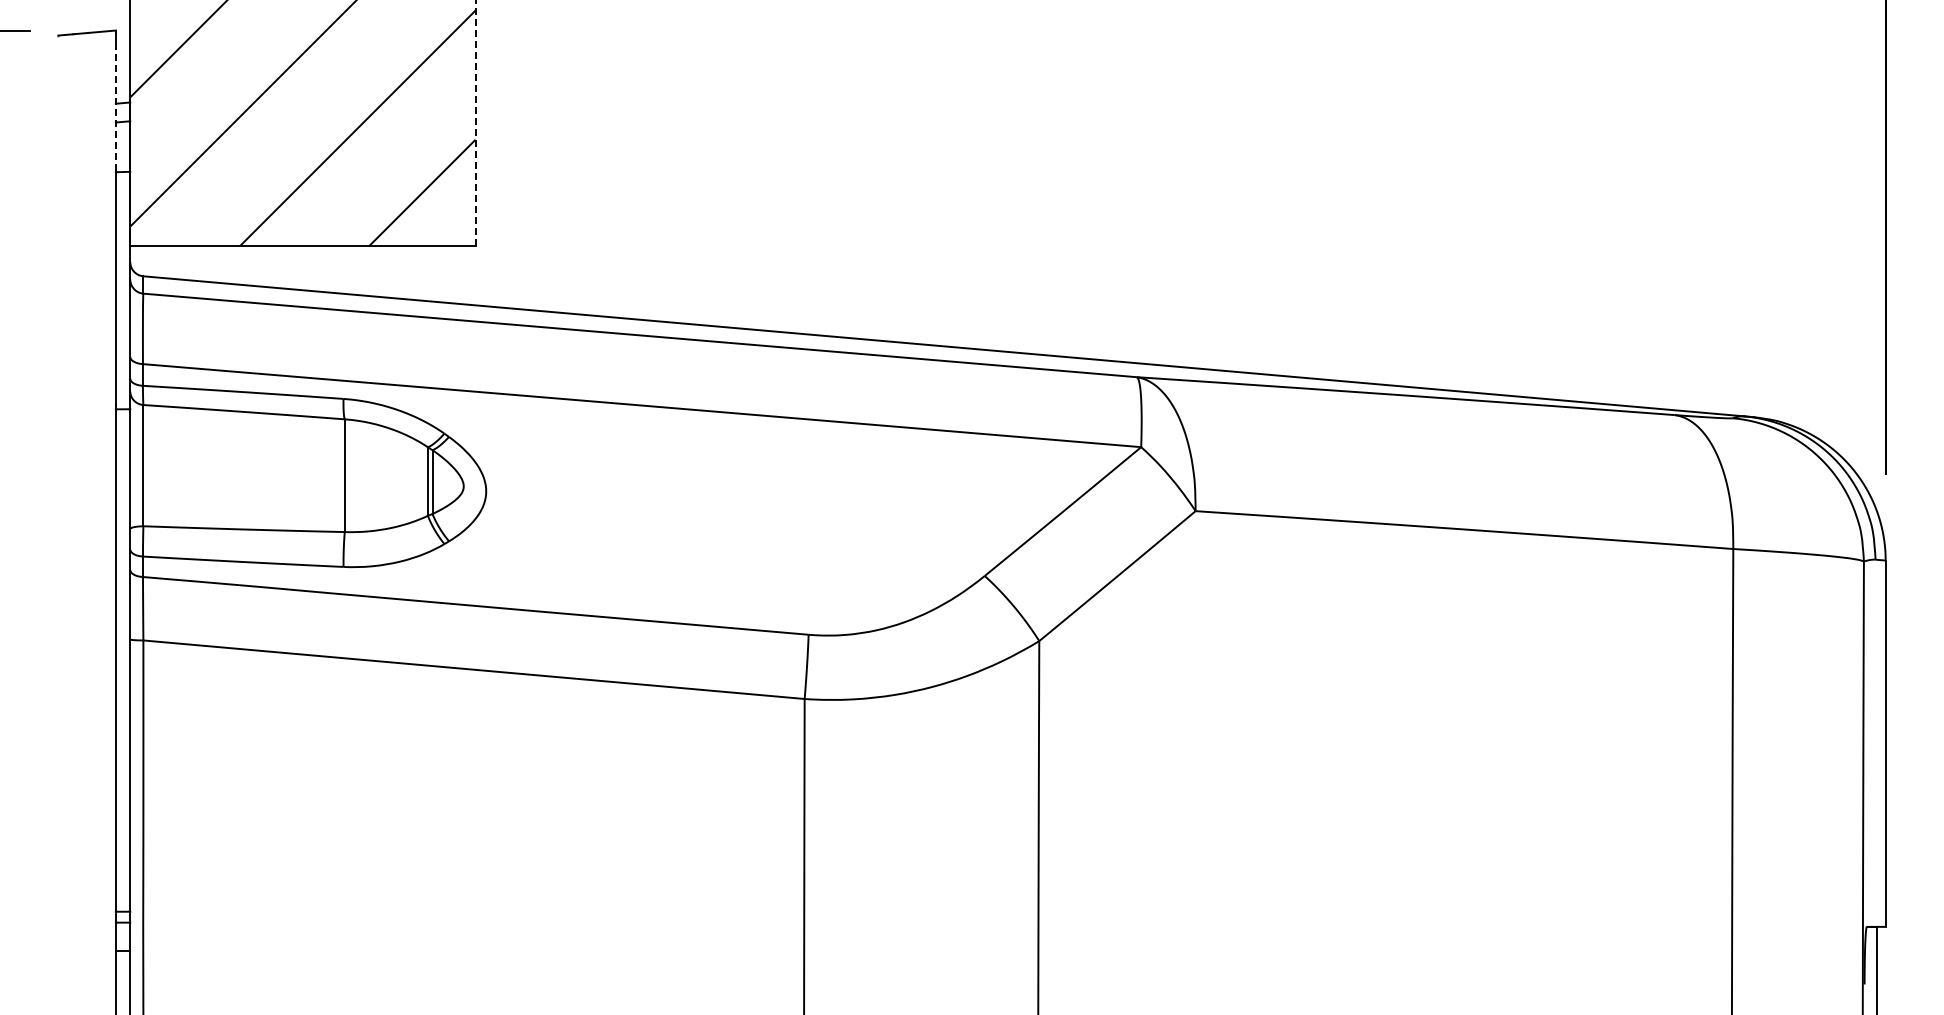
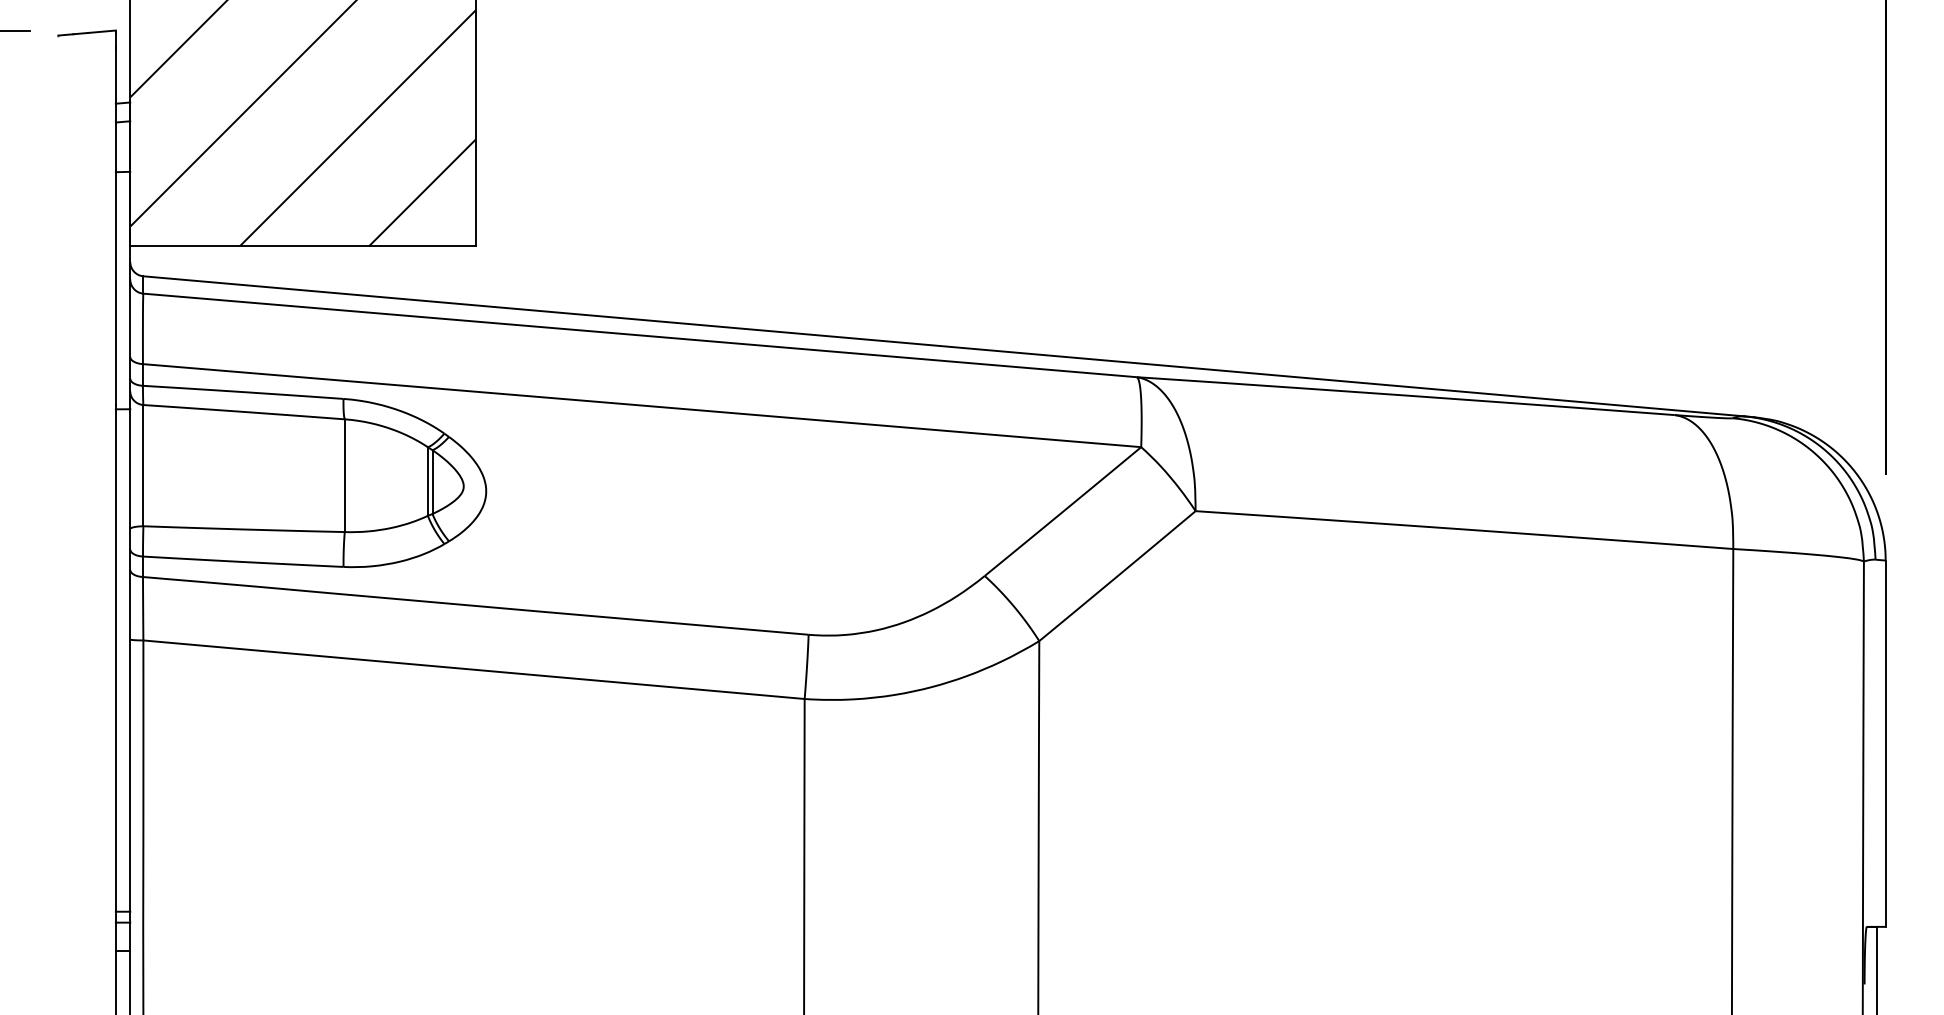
line: dashed -> solid (115, 109)
line: dashed -> solid (475, 123)
